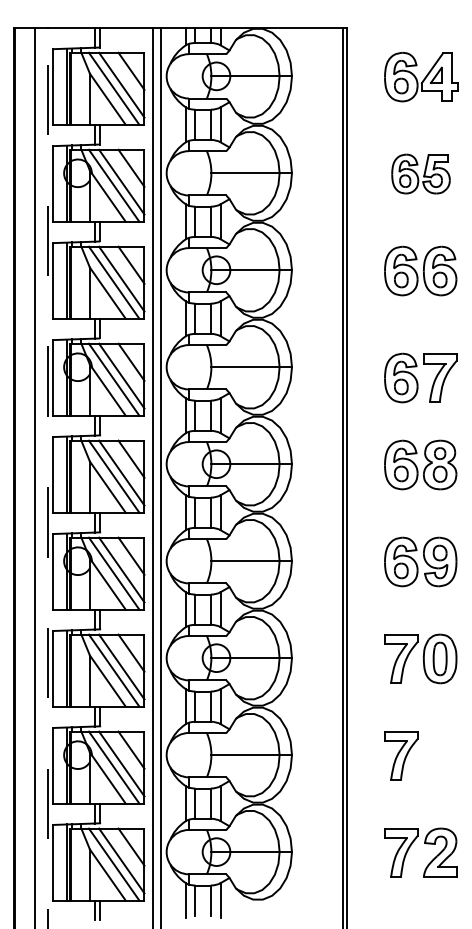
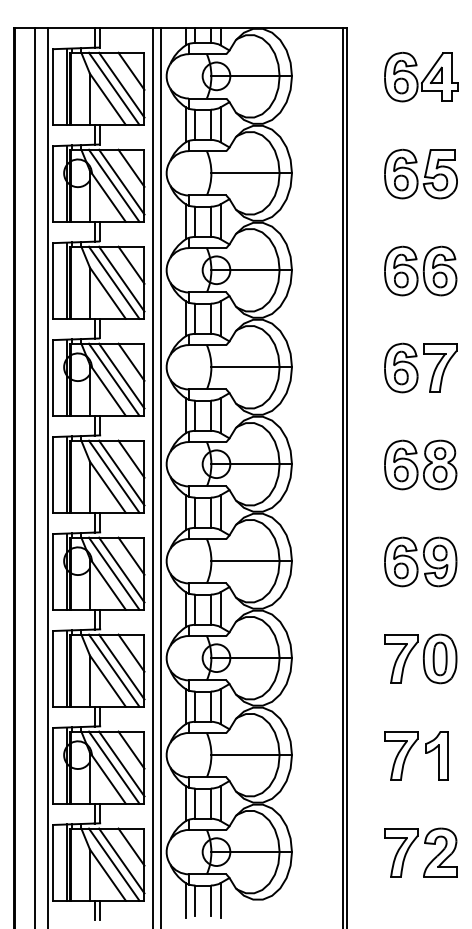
part size: 60x42 px -> 74x52 px (420, 173)
part position: (420, 377) -> (420, 367) (420, 367)
line: dashed -> solid (48, 477)
part: none -> present (436, 755)
